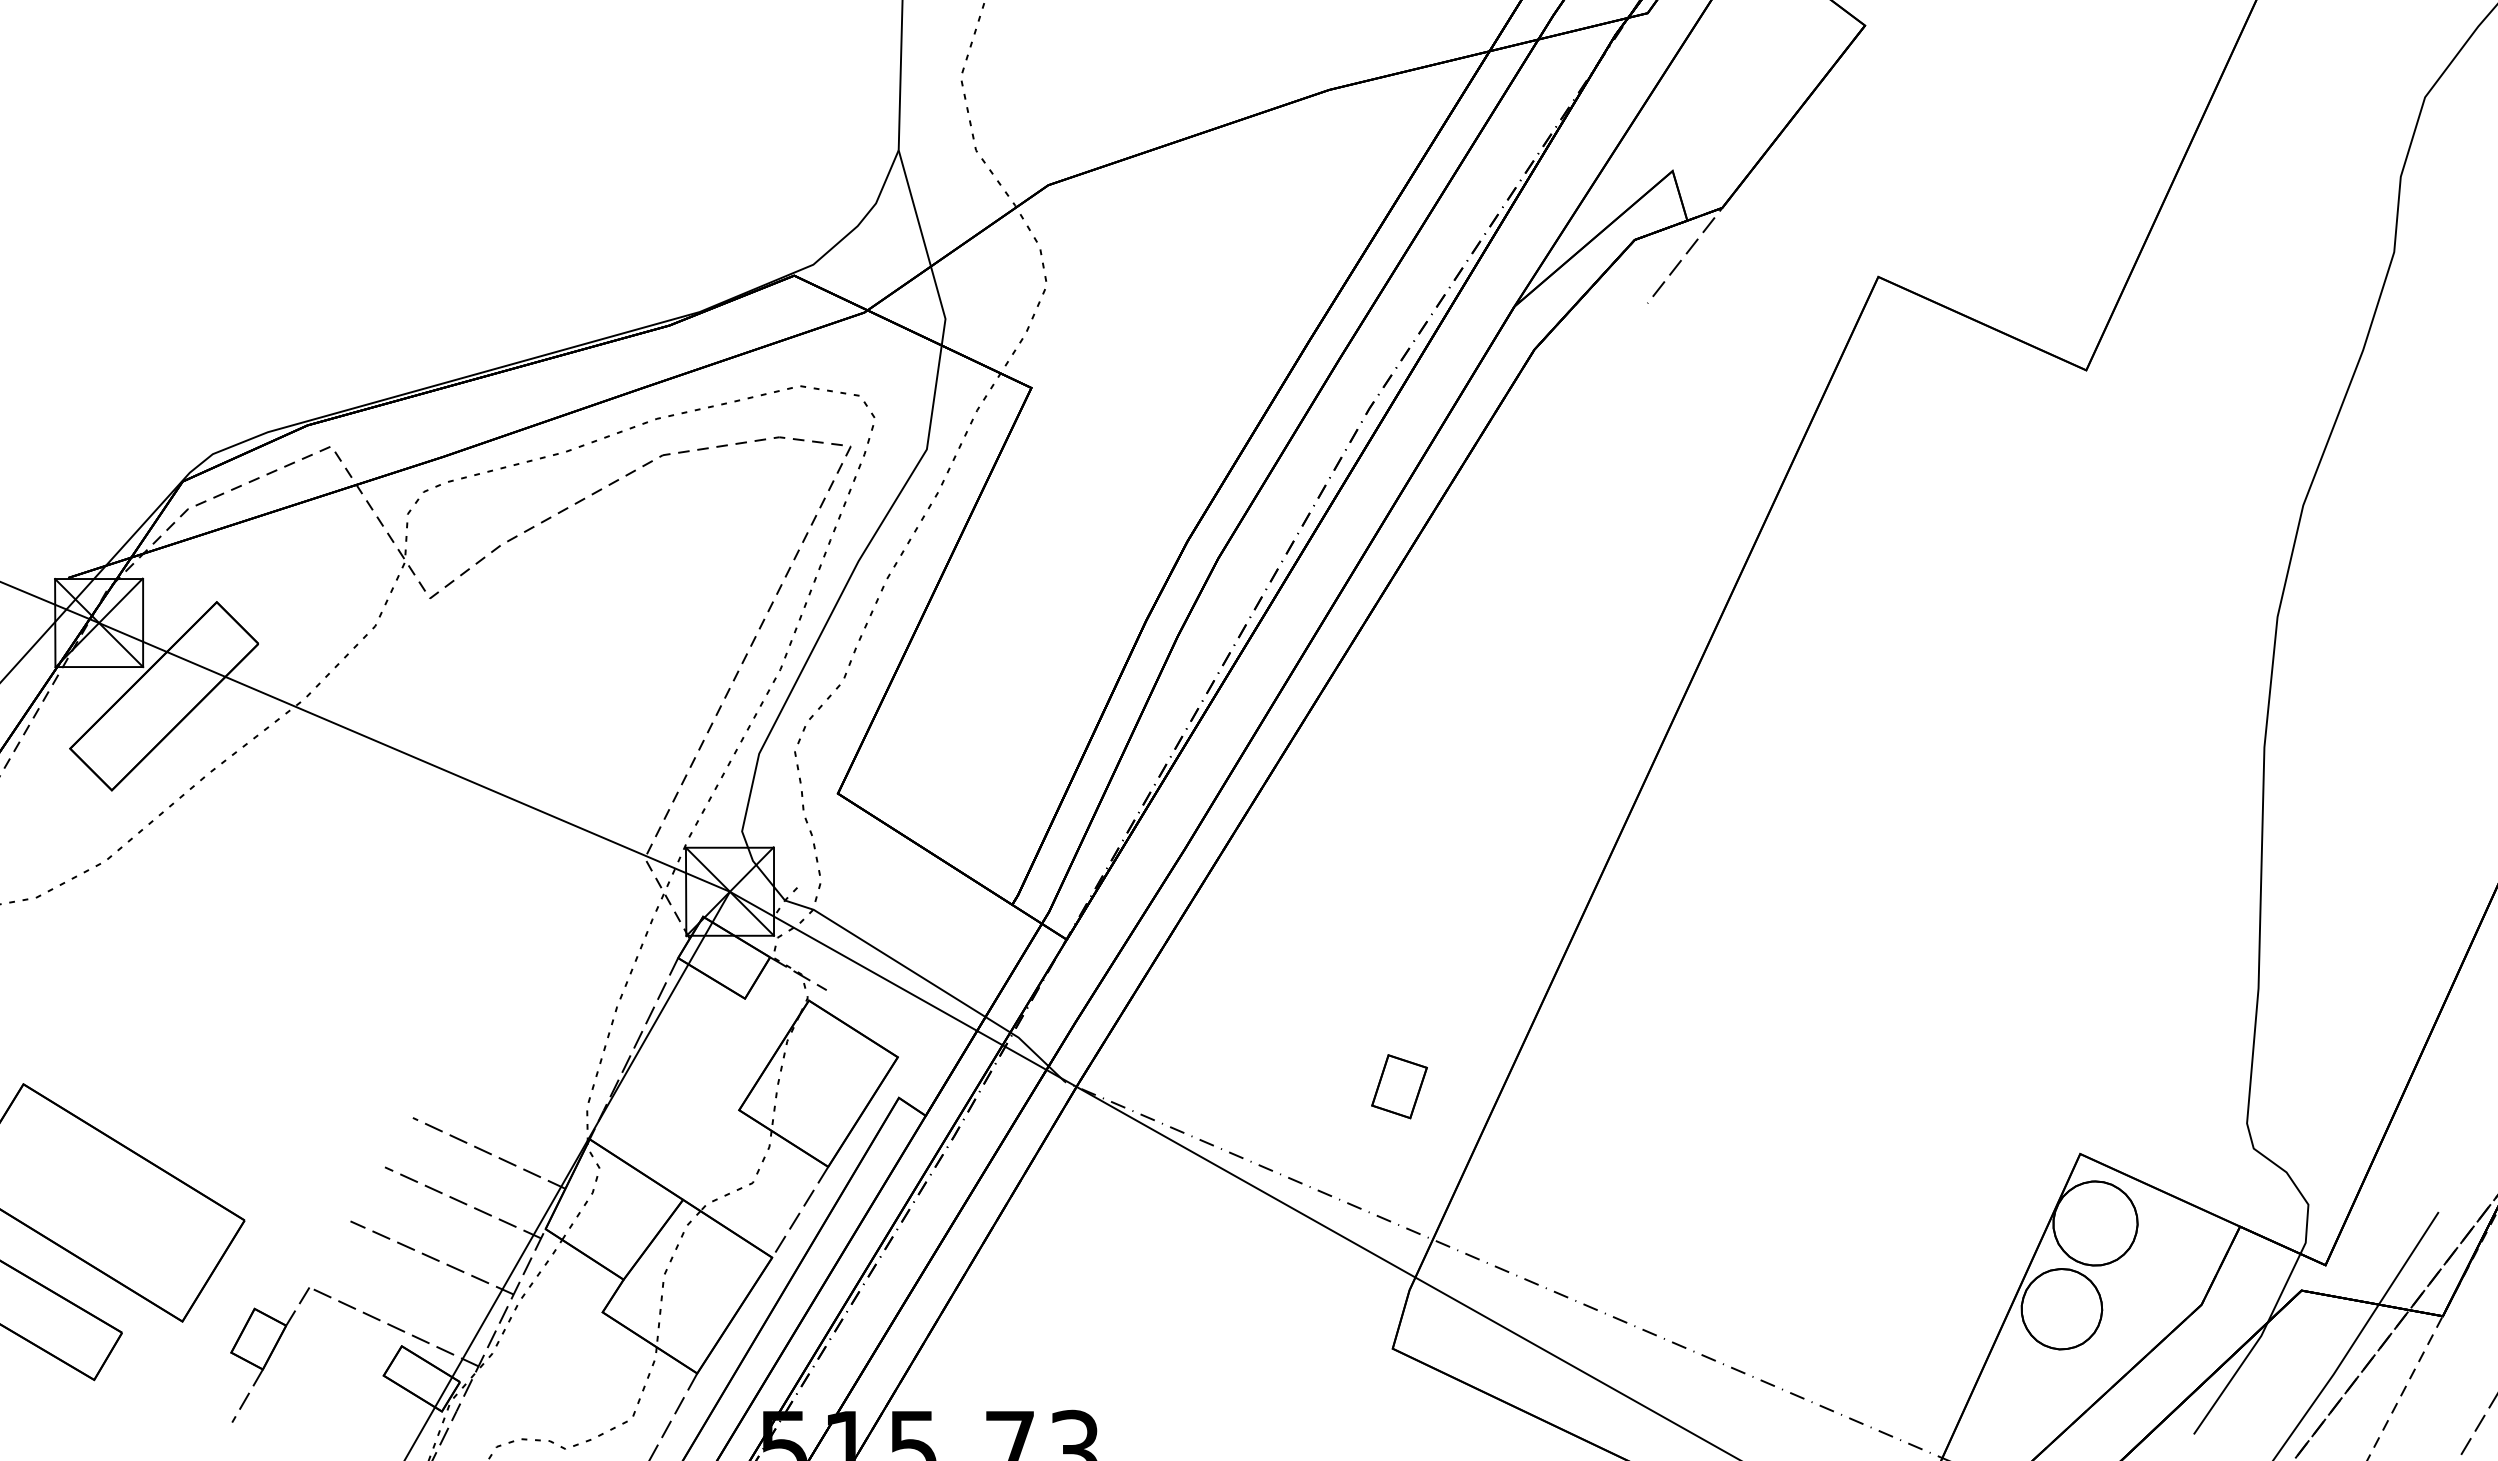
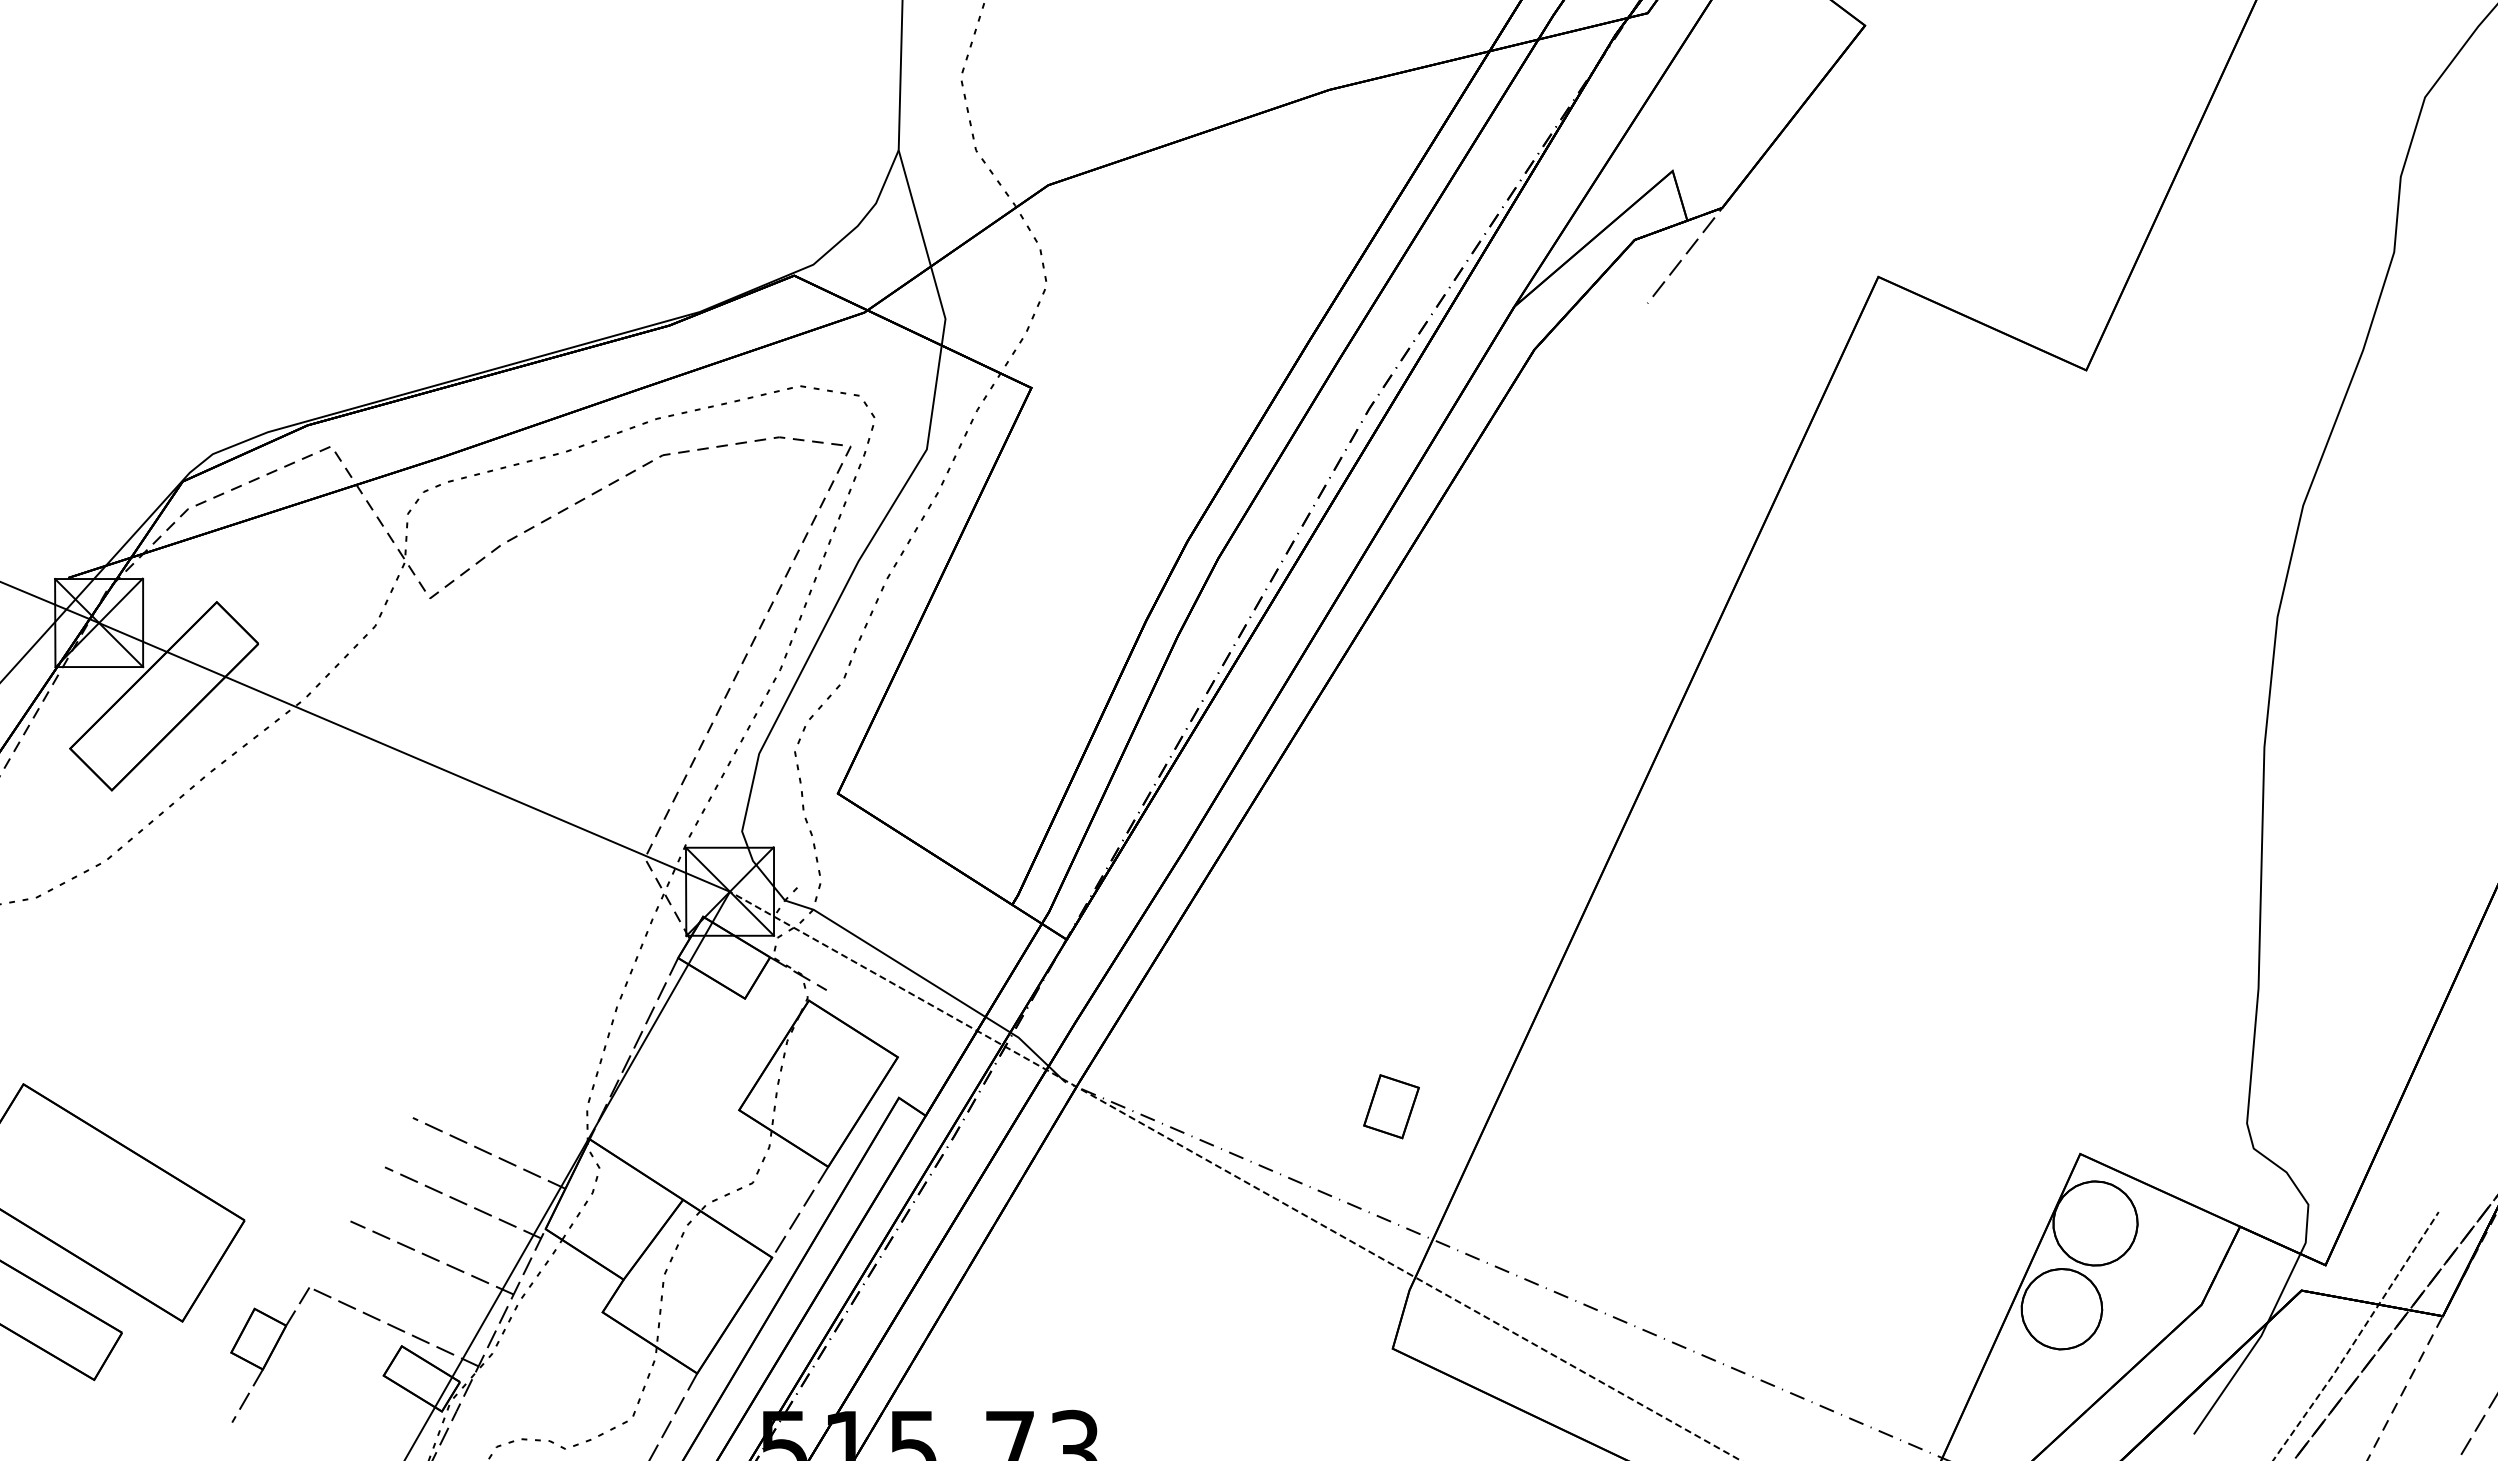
part position: (1399, 1086) -> (1391, 1106) (1391, 1106)
line: solid -> dashed (1235, 1176)
line: solid -> dashed (2357, 1337)
